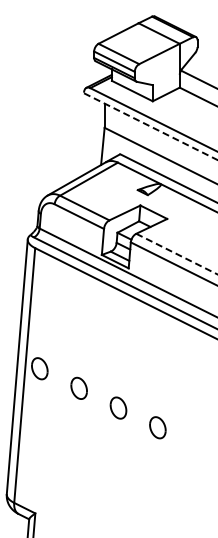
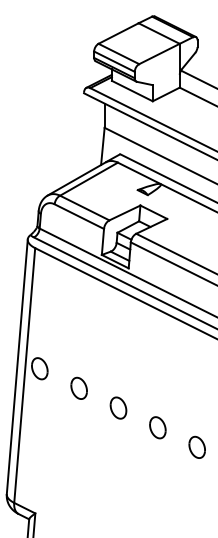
line: dashed -> solid (151, 126)
line: dashed -> solid (177, 254)
part: none -> present (196, 446)
